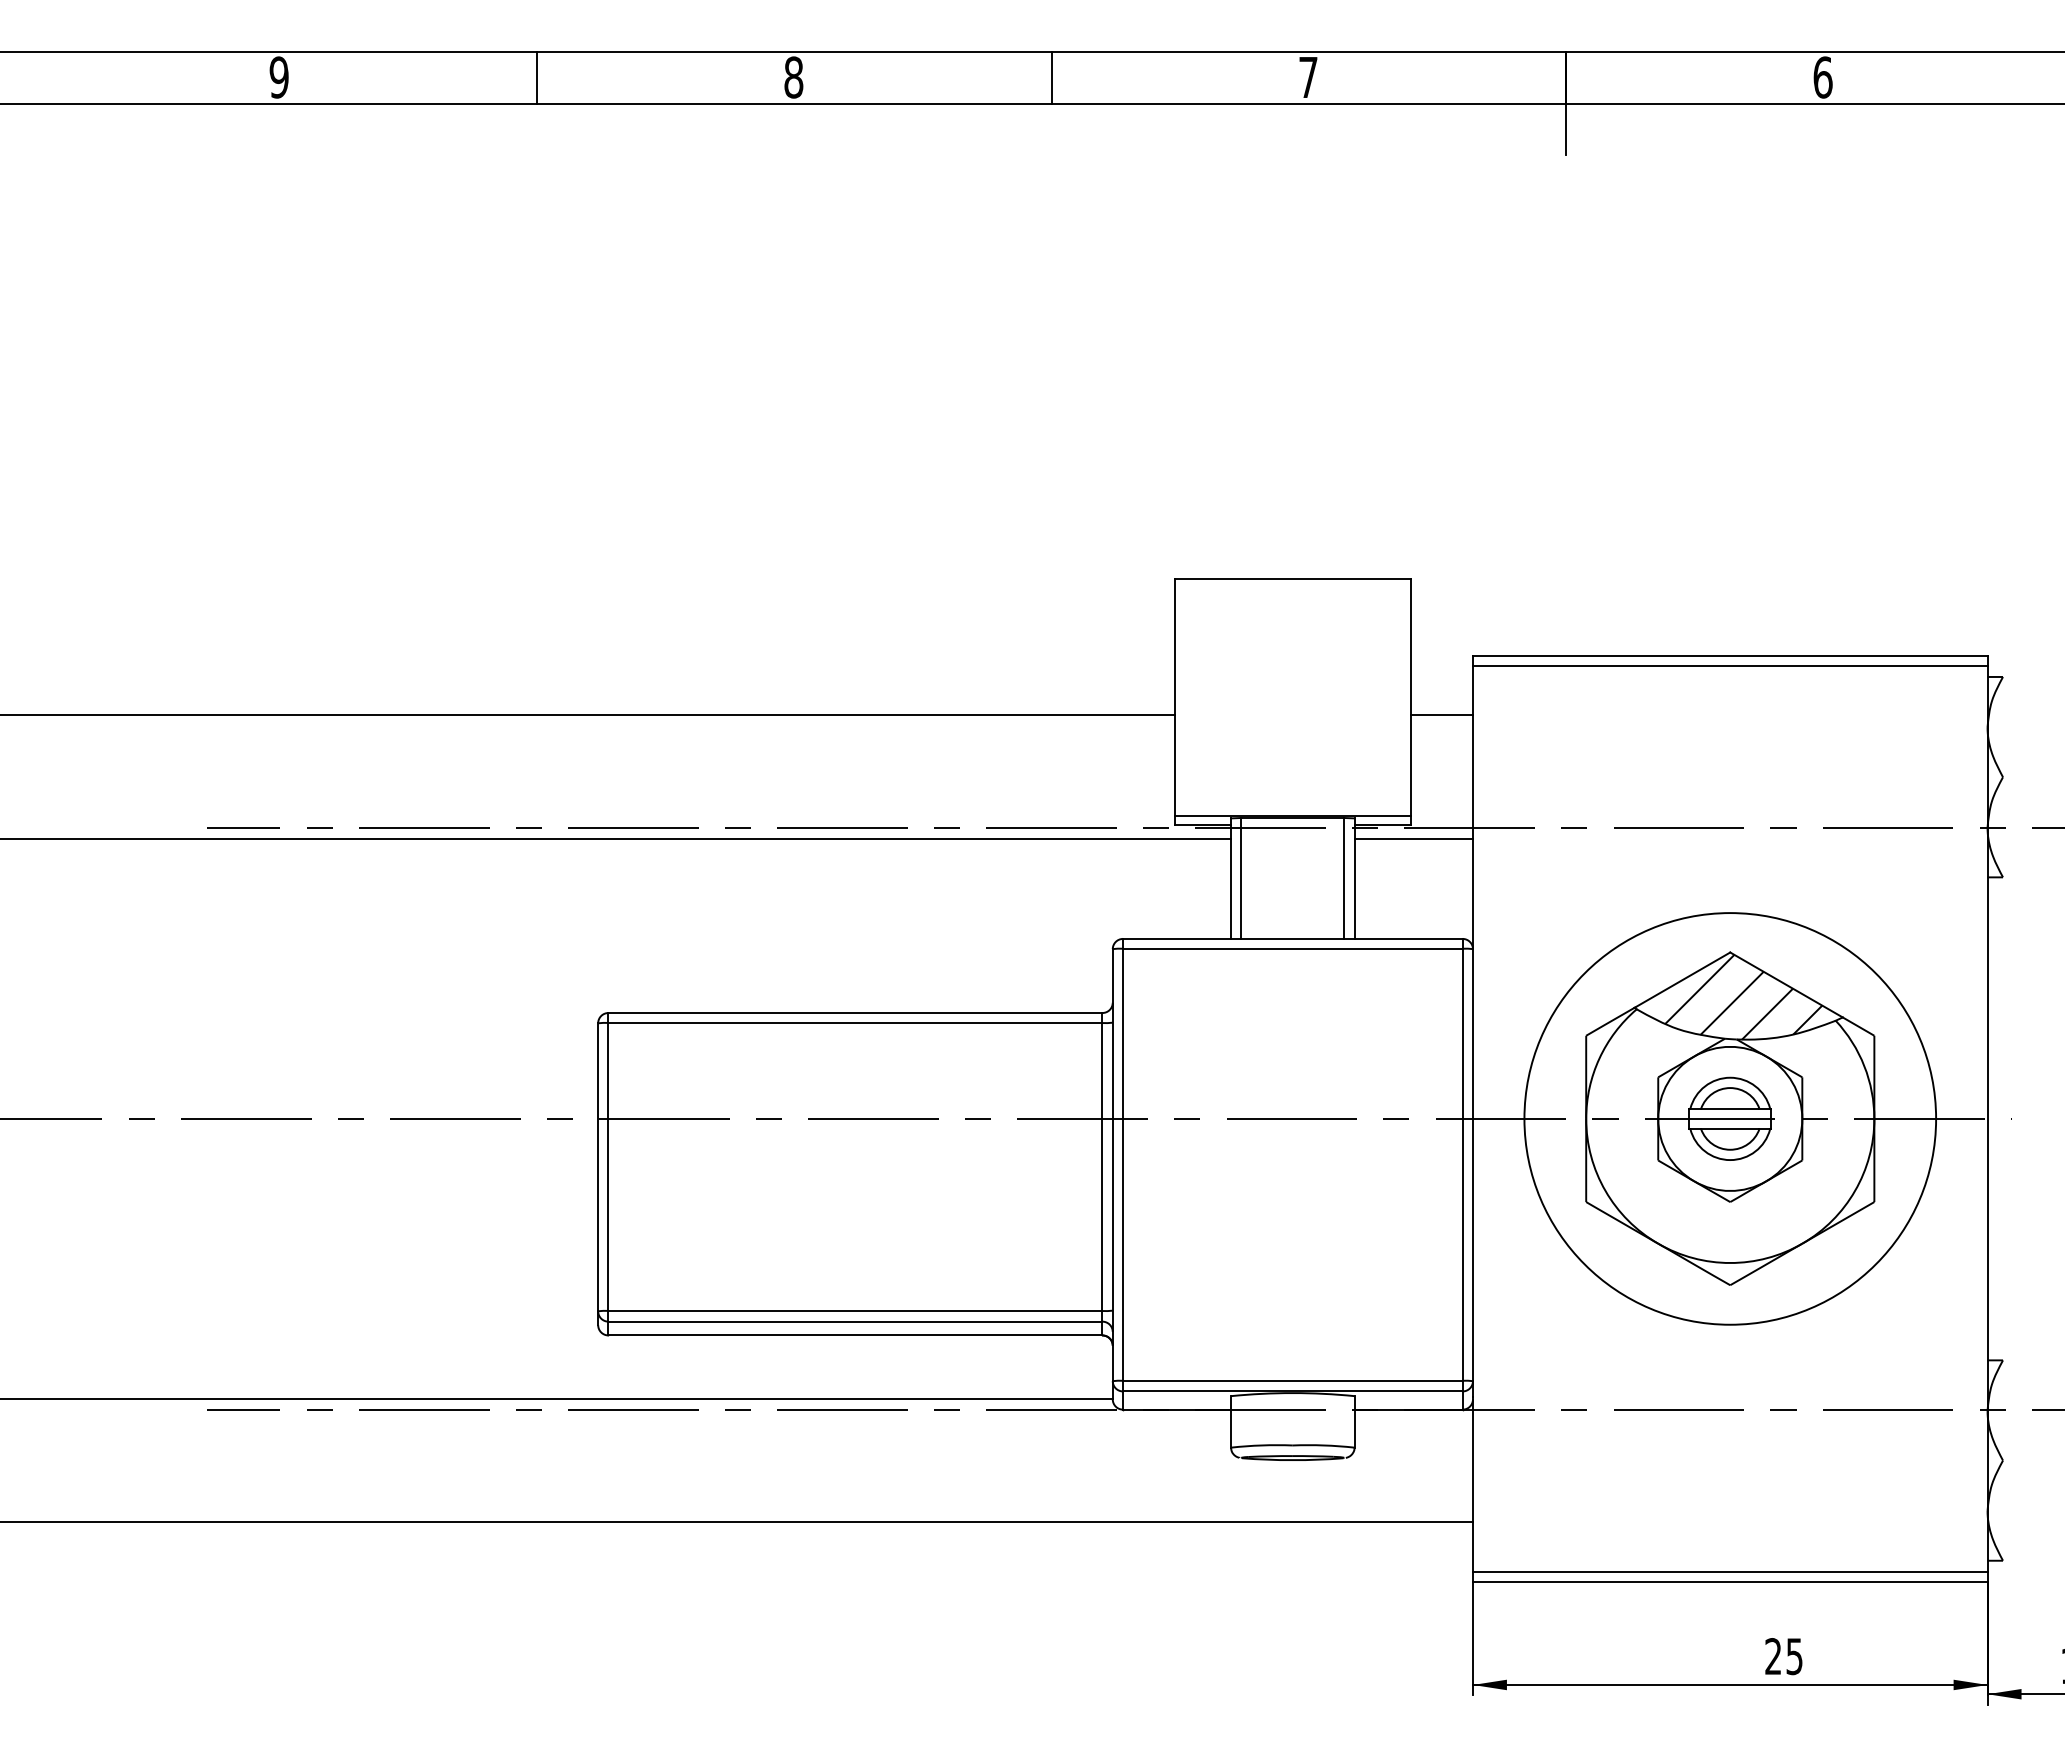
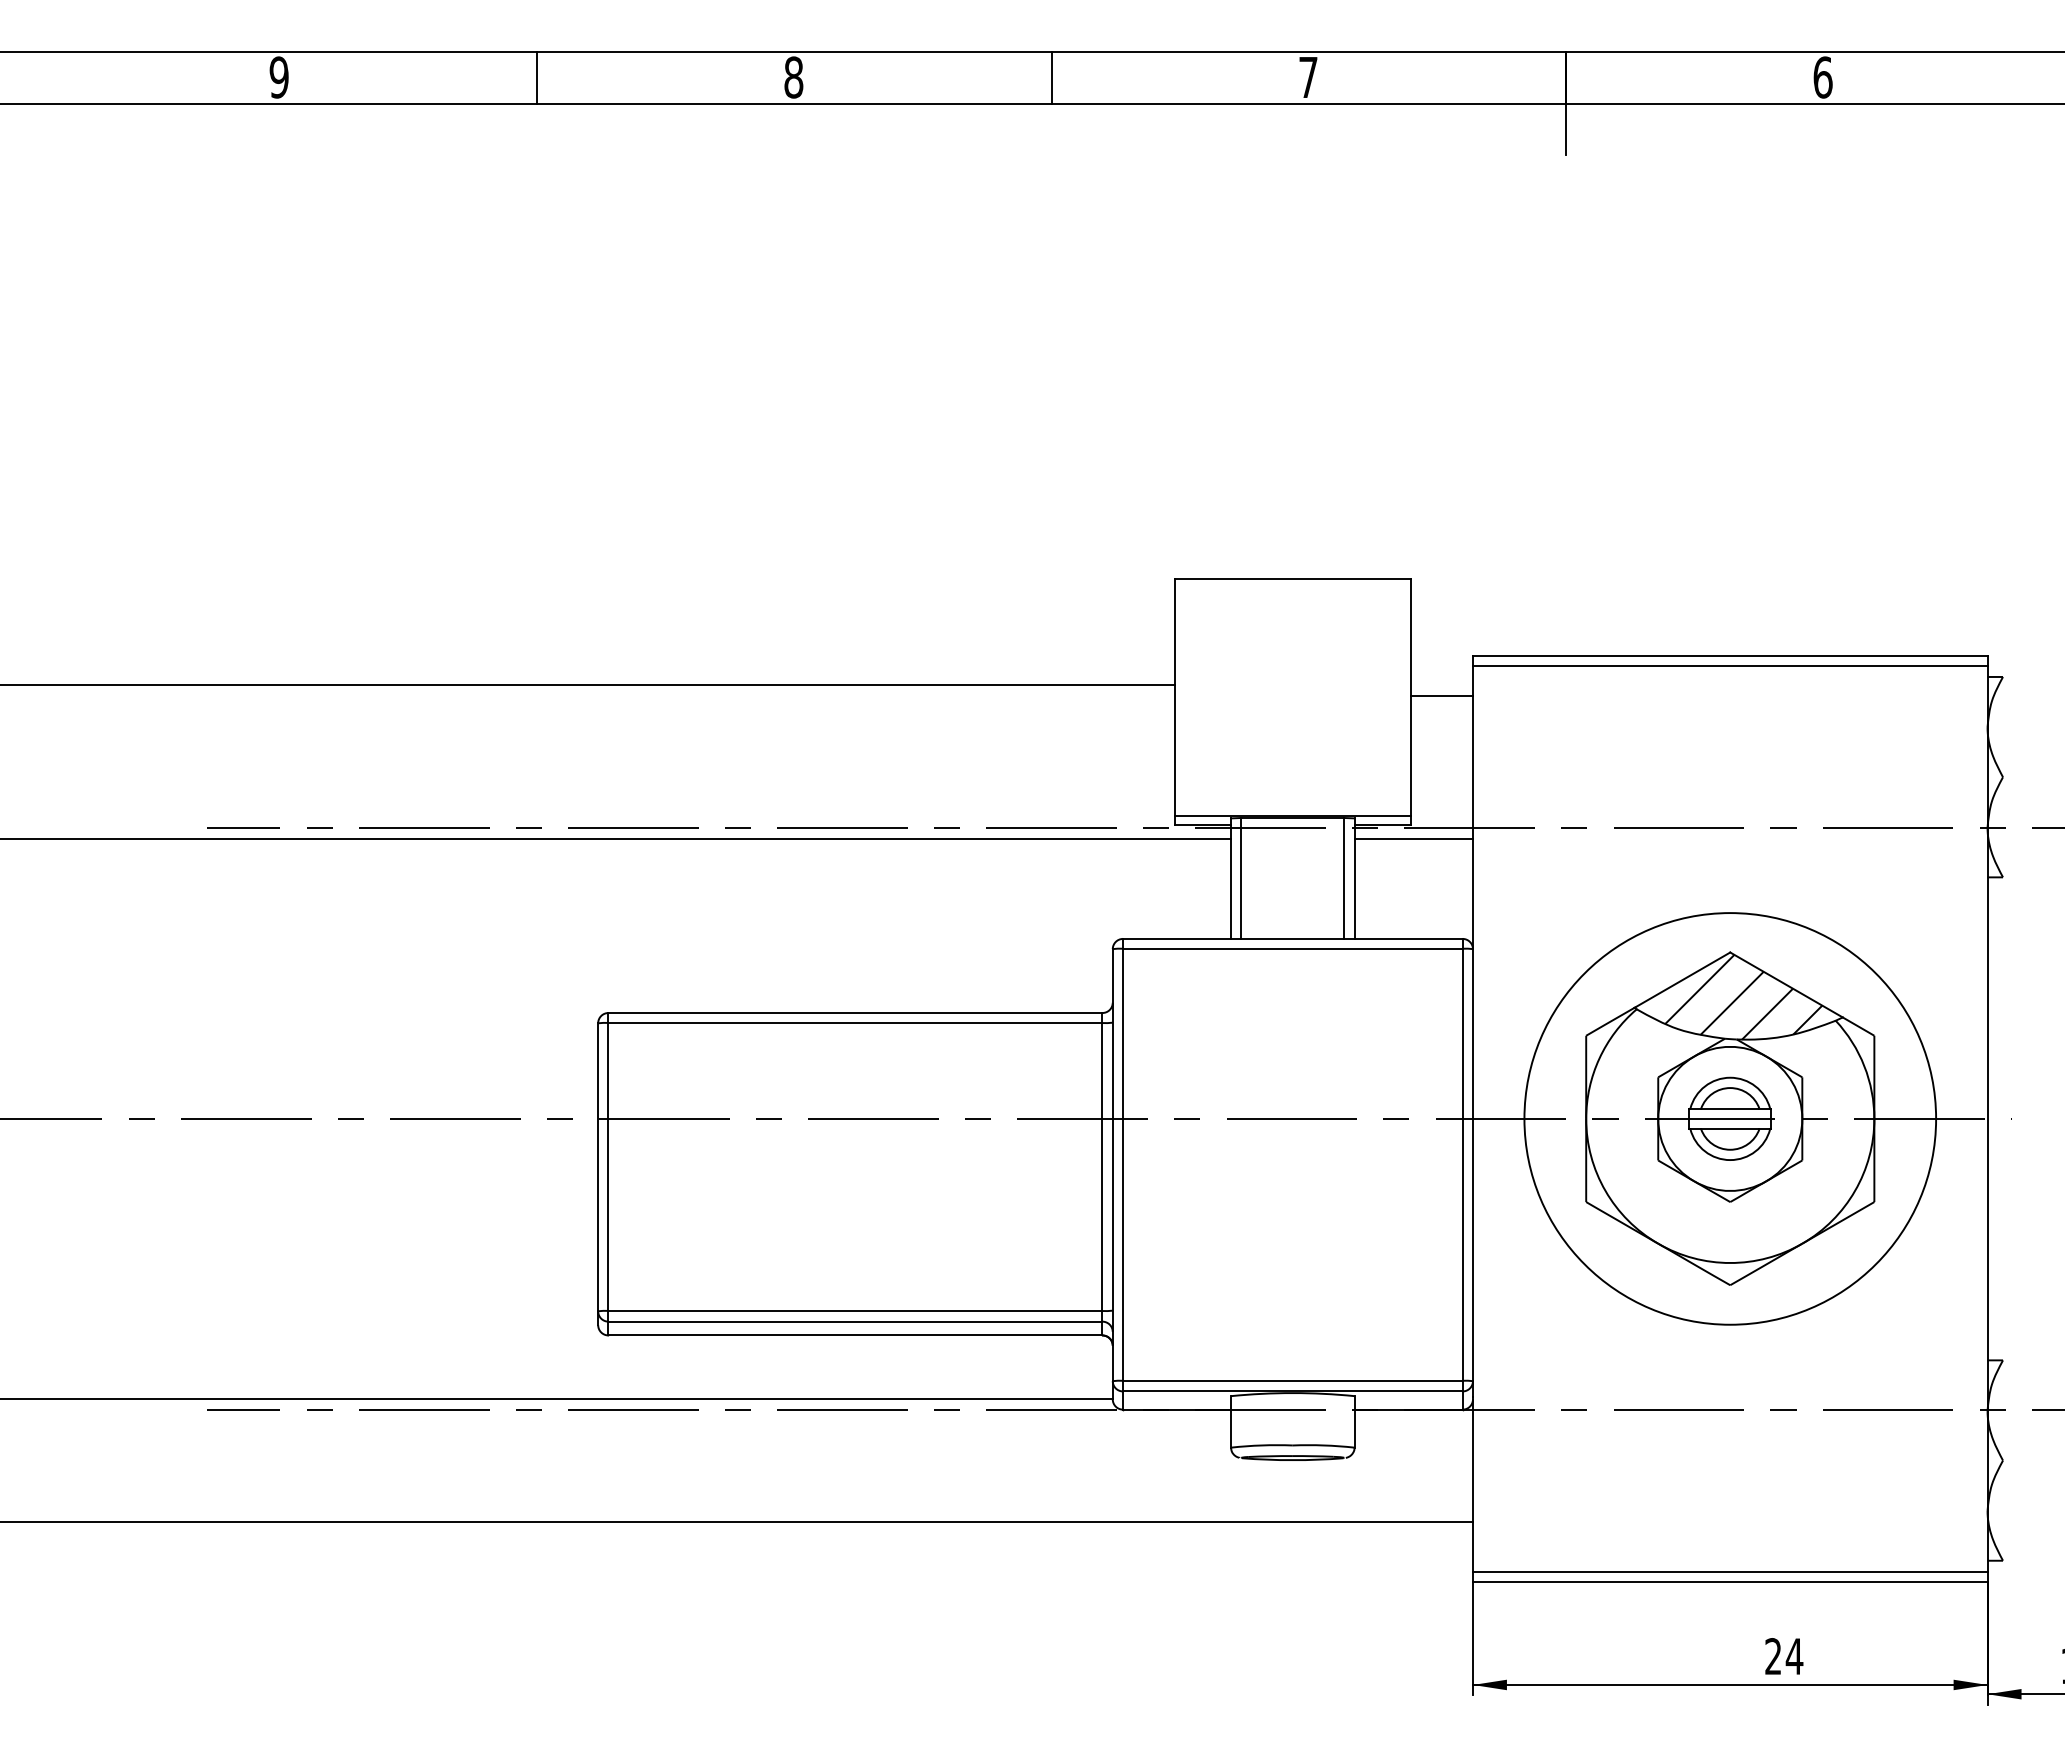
line position: (588, 715) -> (588, 685) (588, 685)
line position: (1441, 715) -> (1441, 696) (1441, 696)
text: 25 -> 24 (1794, 1656)
